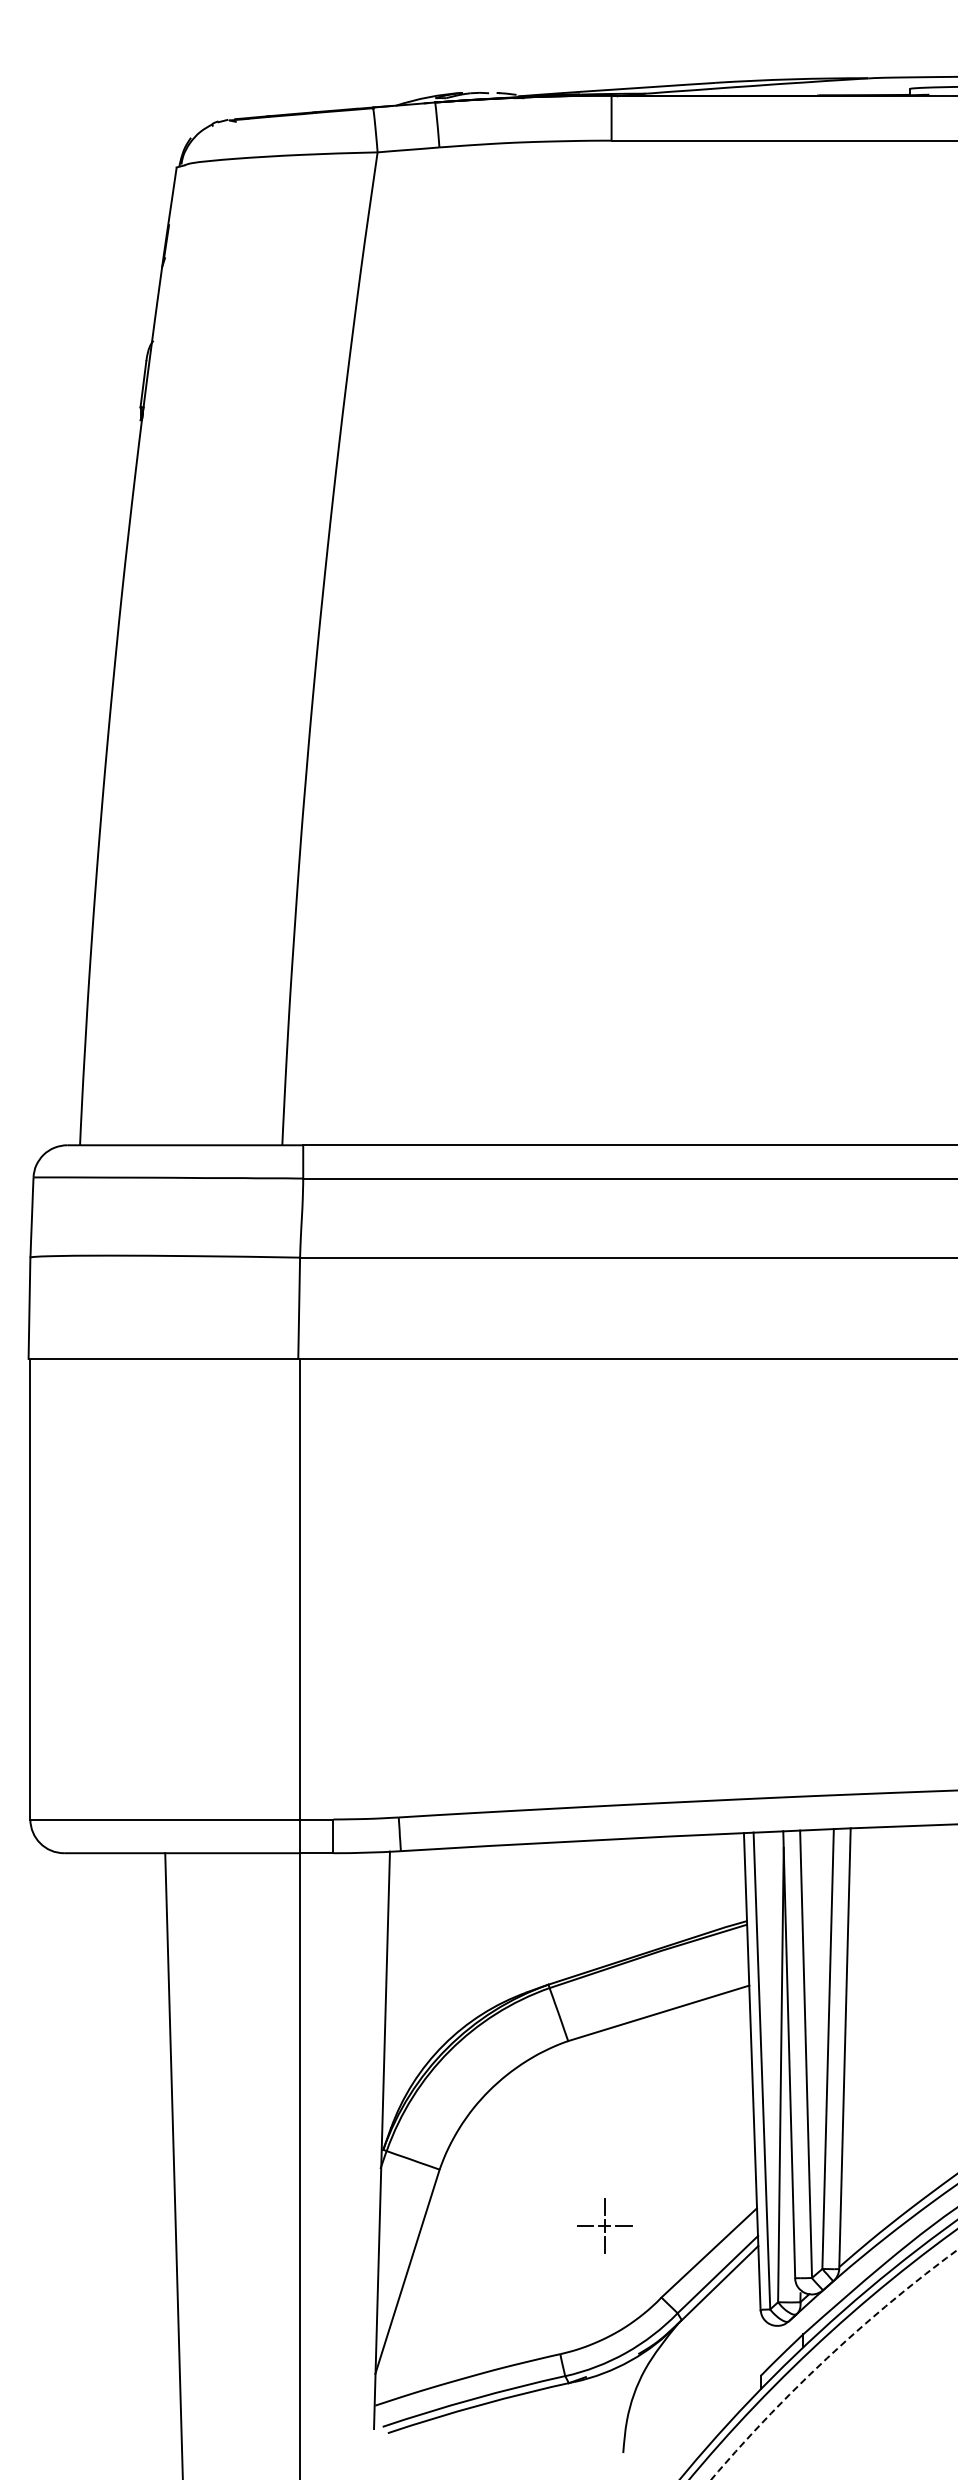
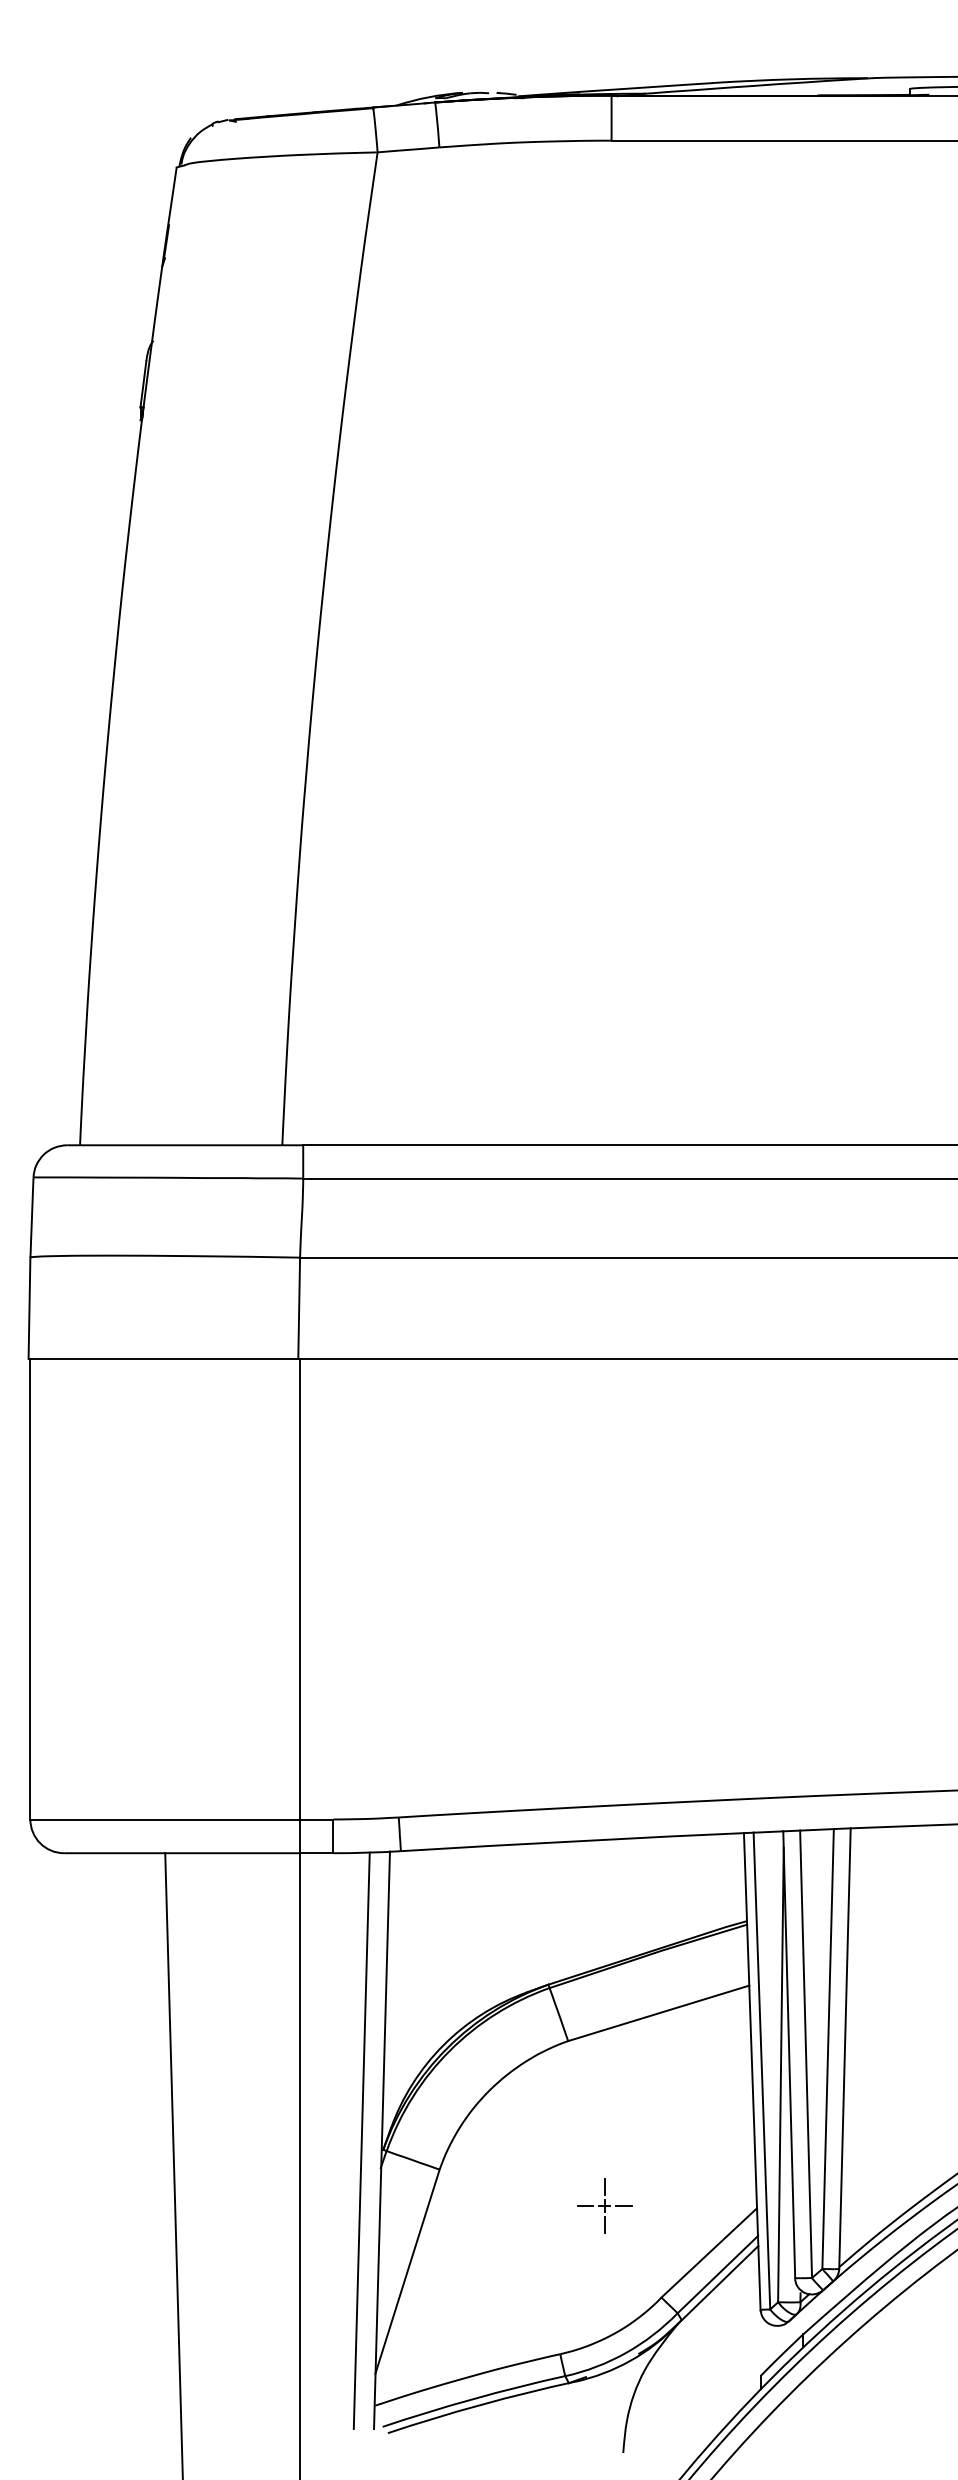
line: none -> present (361, 2140)
part position: (604, 2225) -> (604, 2205) (604, 2205)
arc: dashed -> solid (826, 2358)
